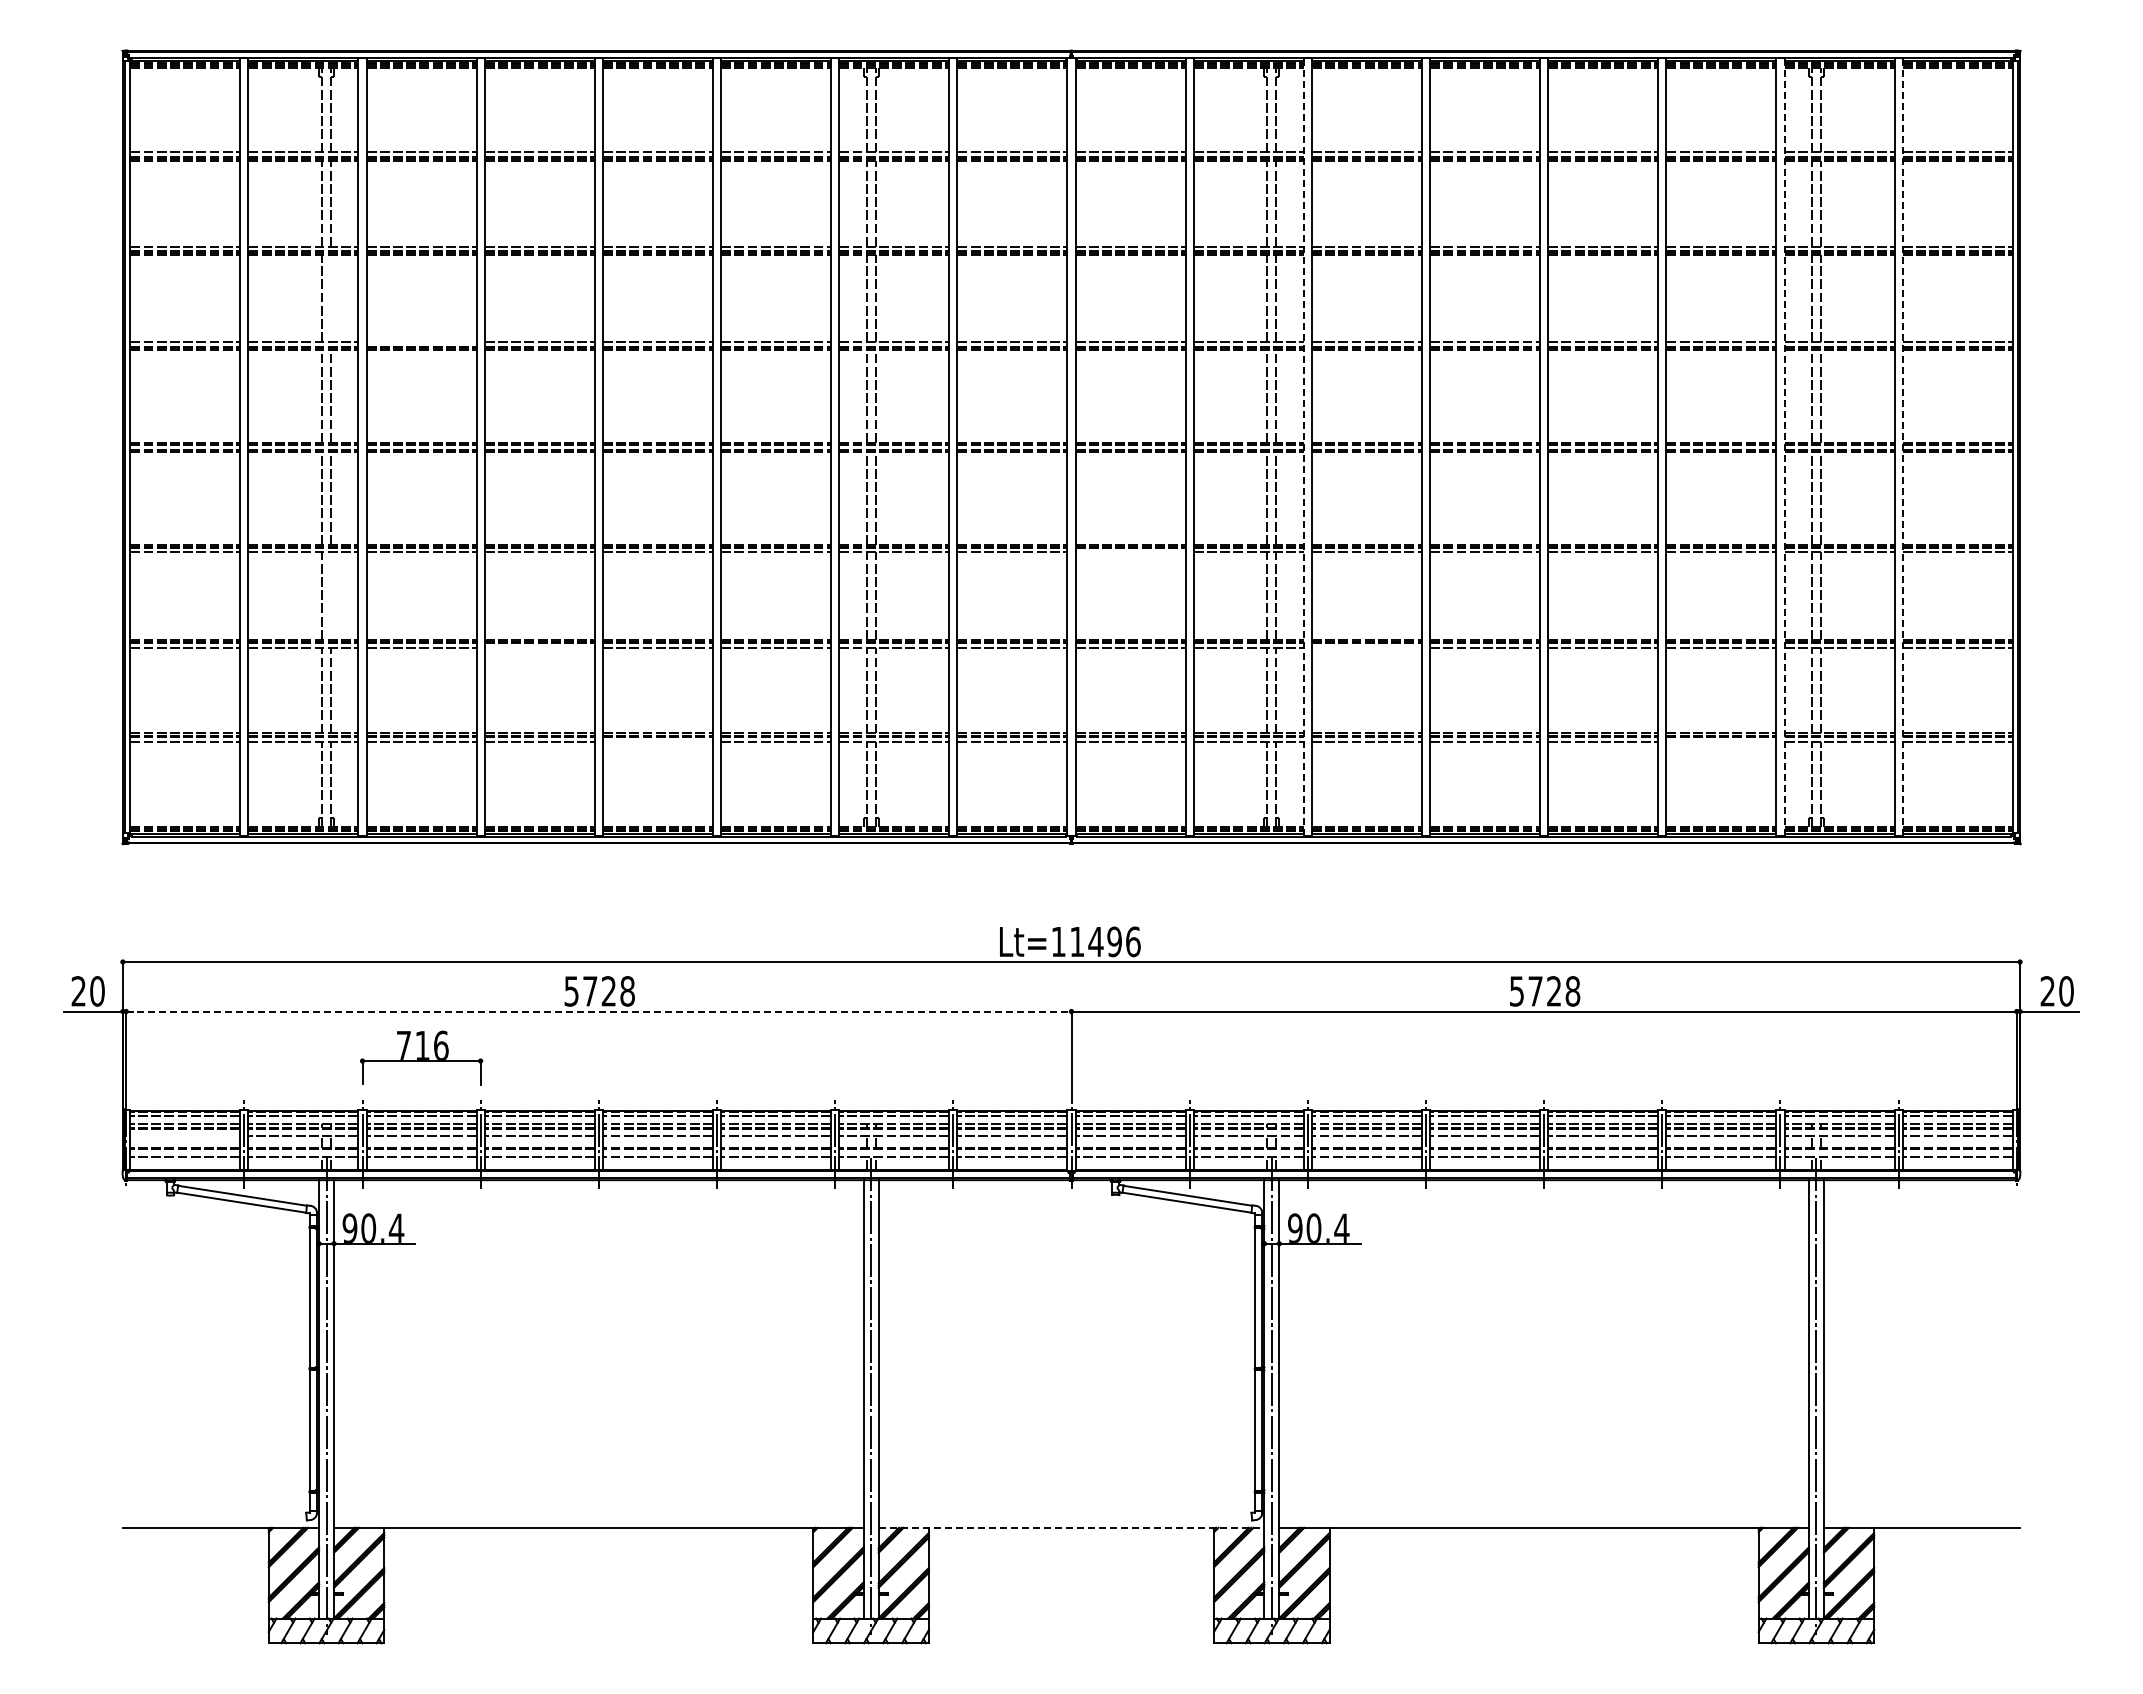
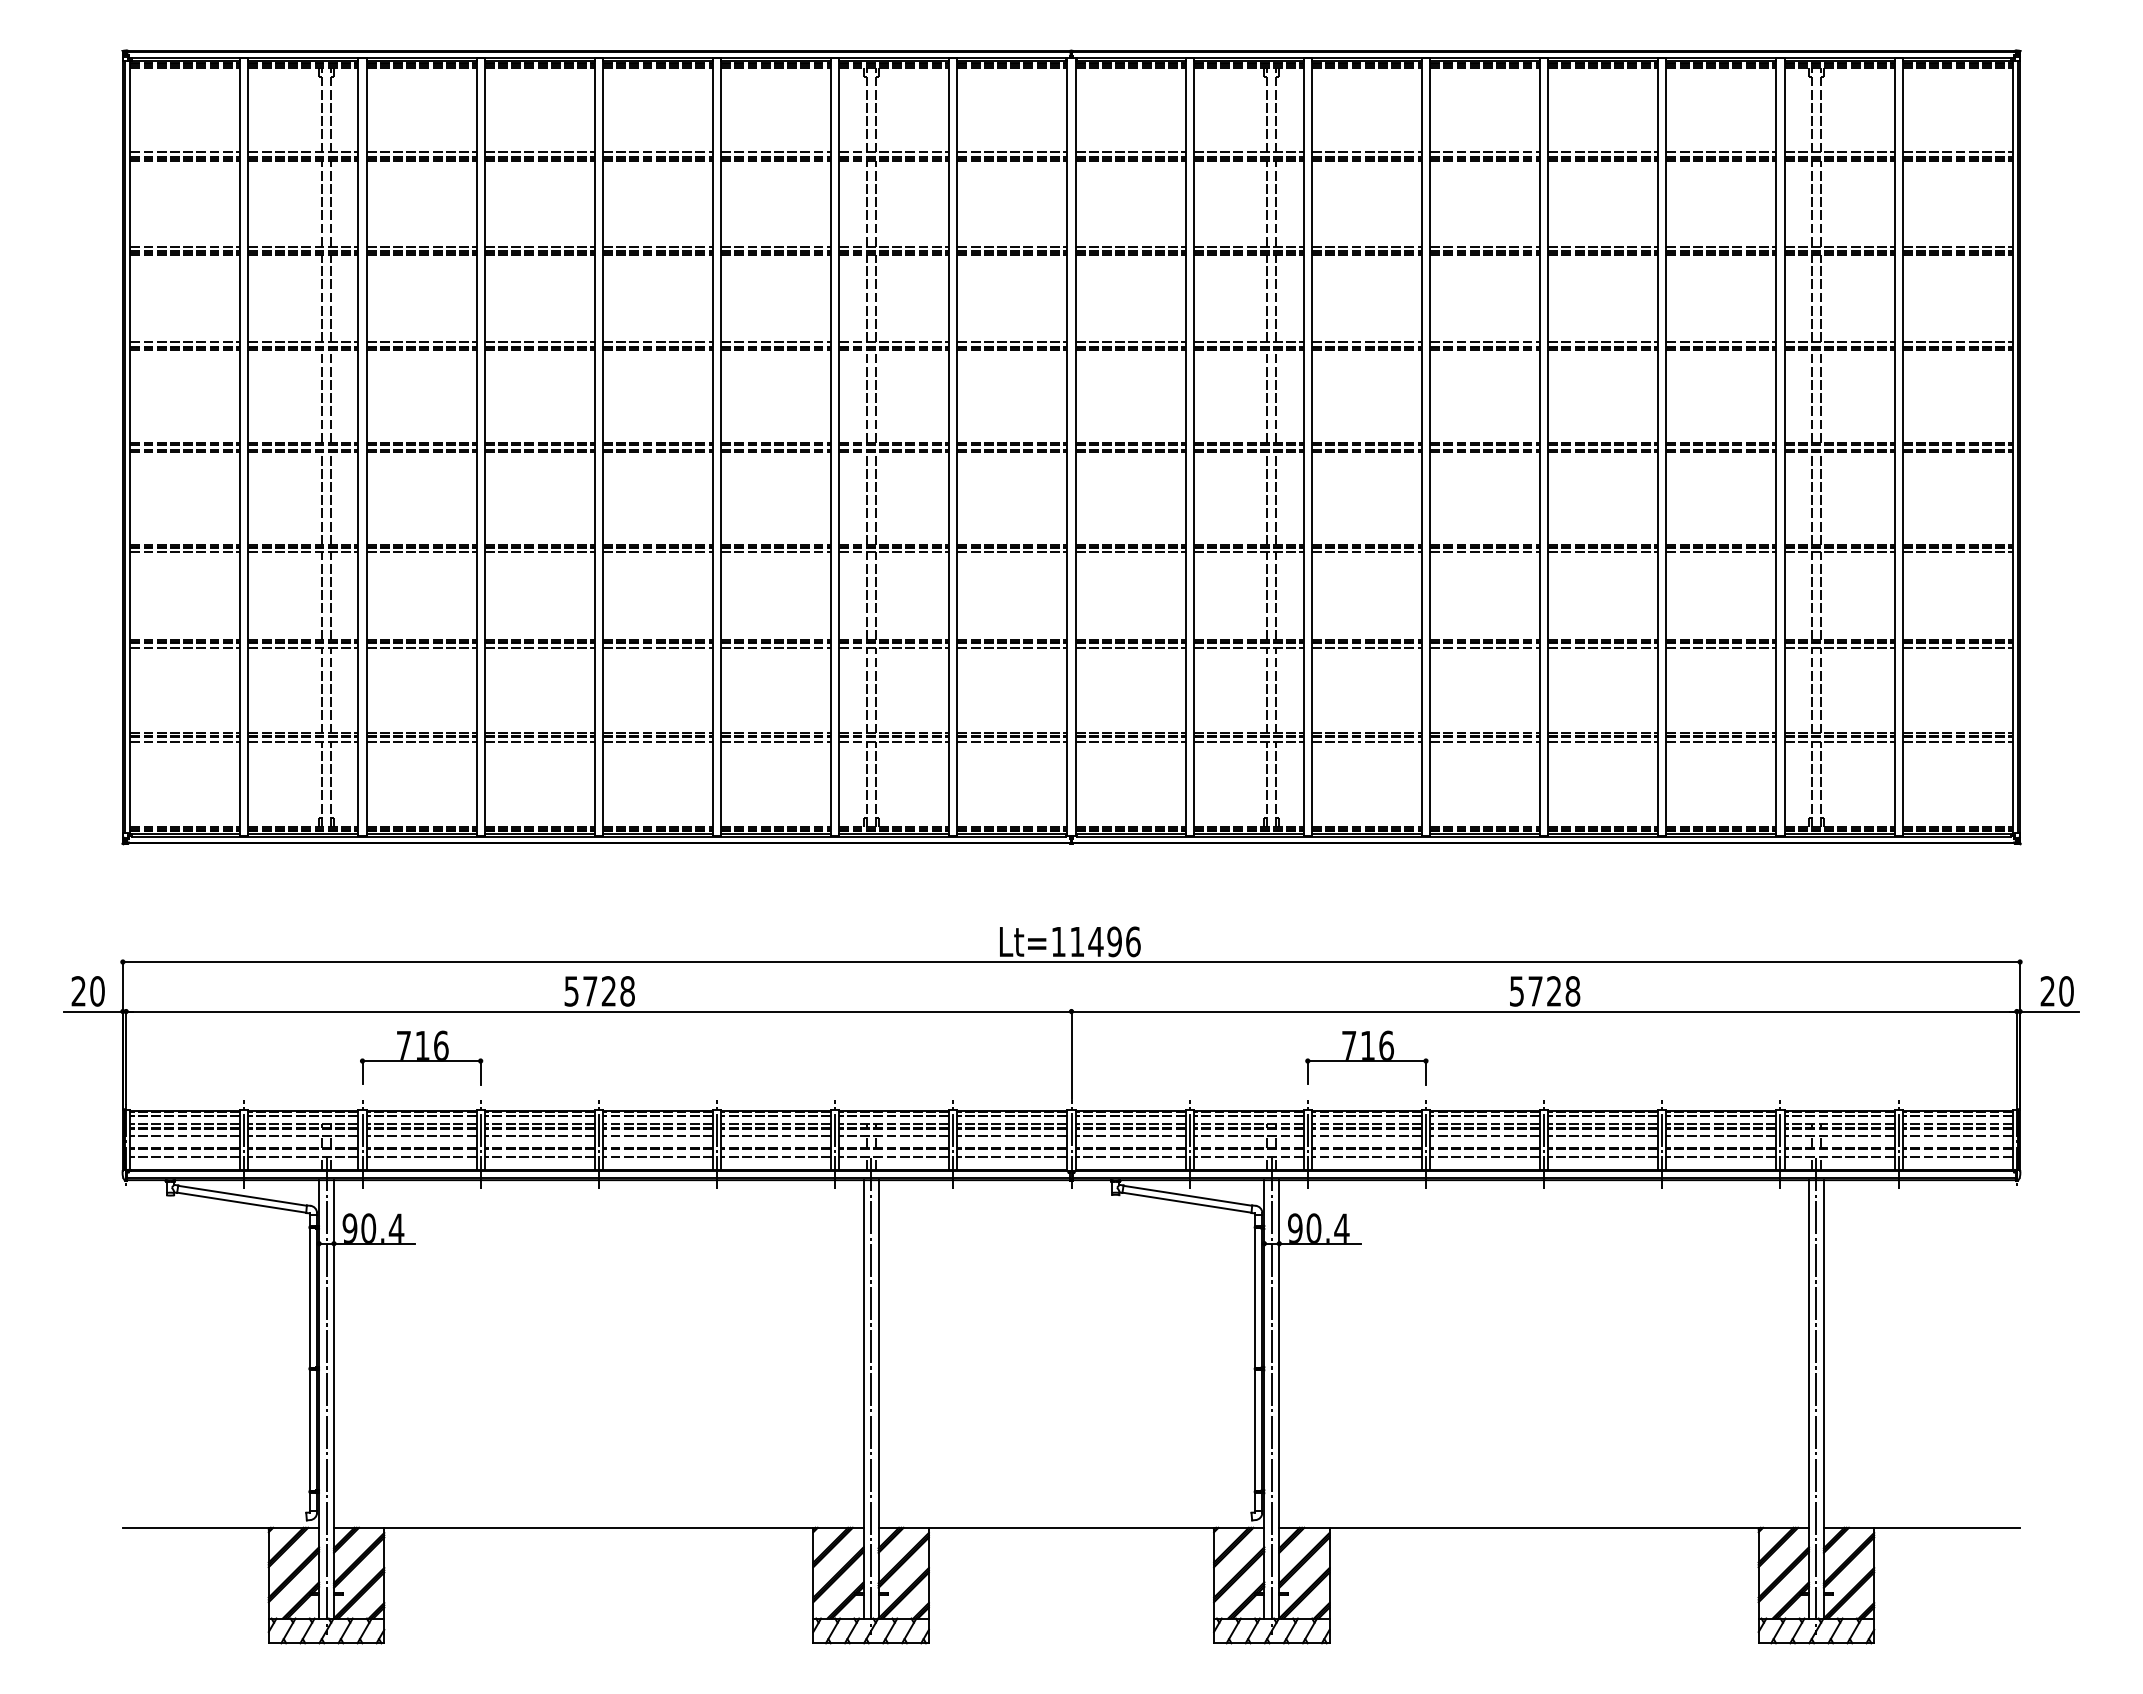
line: none -> present (331, 298)
line: none -> present (421, 342)
line: dashed -> solid (1303, 446)
line: dashed -> solid (1784, 446)
line: dashed -> solid (1902, 446)
line: none -> present (1130, 552)
line: none -> present (331, 595)
line: none -> present (539, 647)
line: none -> present (1366, 647)
line: none -> present (657, 742)
line: none -> present (1721, 742)
line: dashed -> solid (598, 1011)
part: none -> present (1366, 1057)
line: none -> present (185, 1136)
line: dashed -> solid (1071, 1527)
